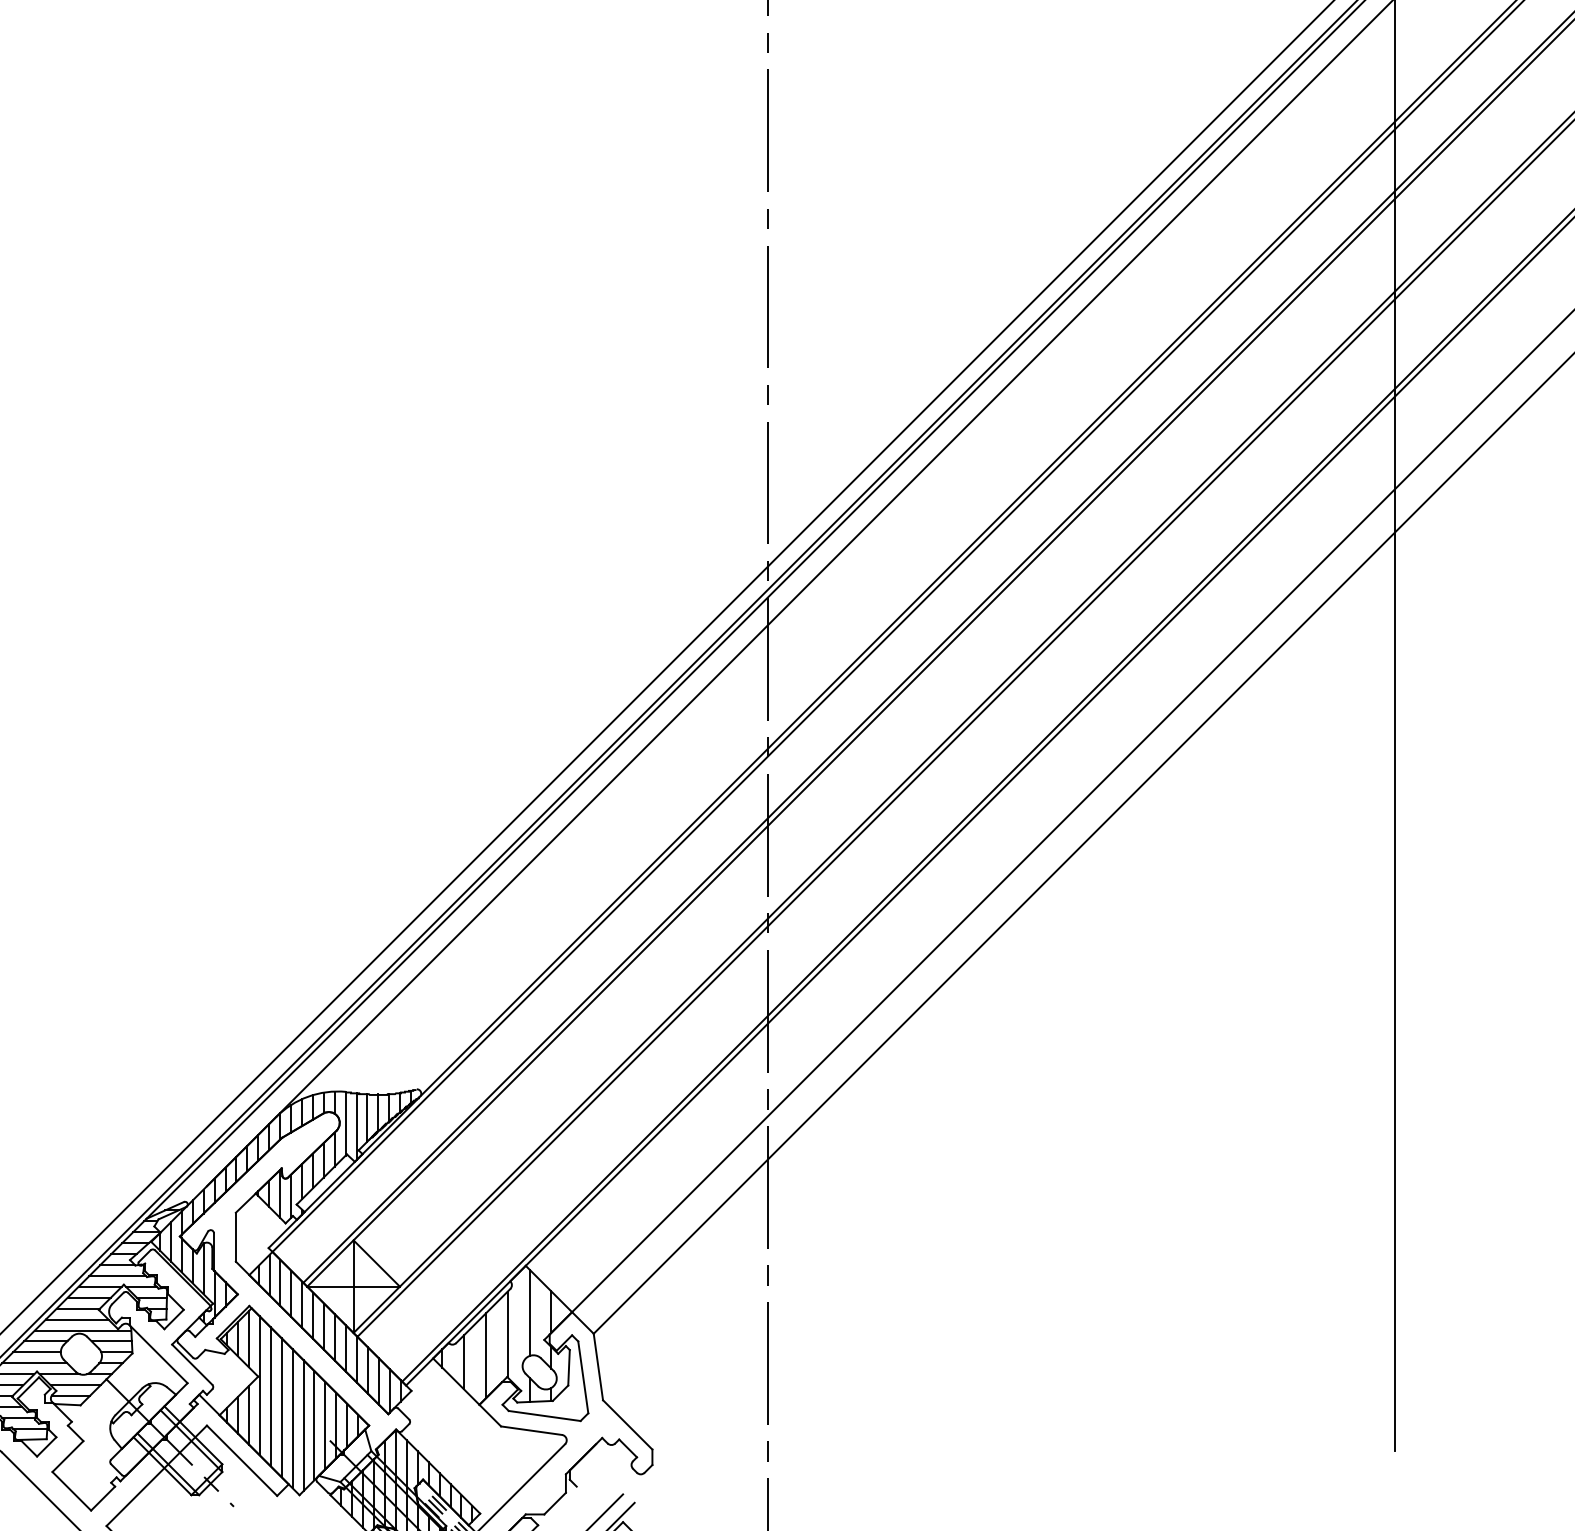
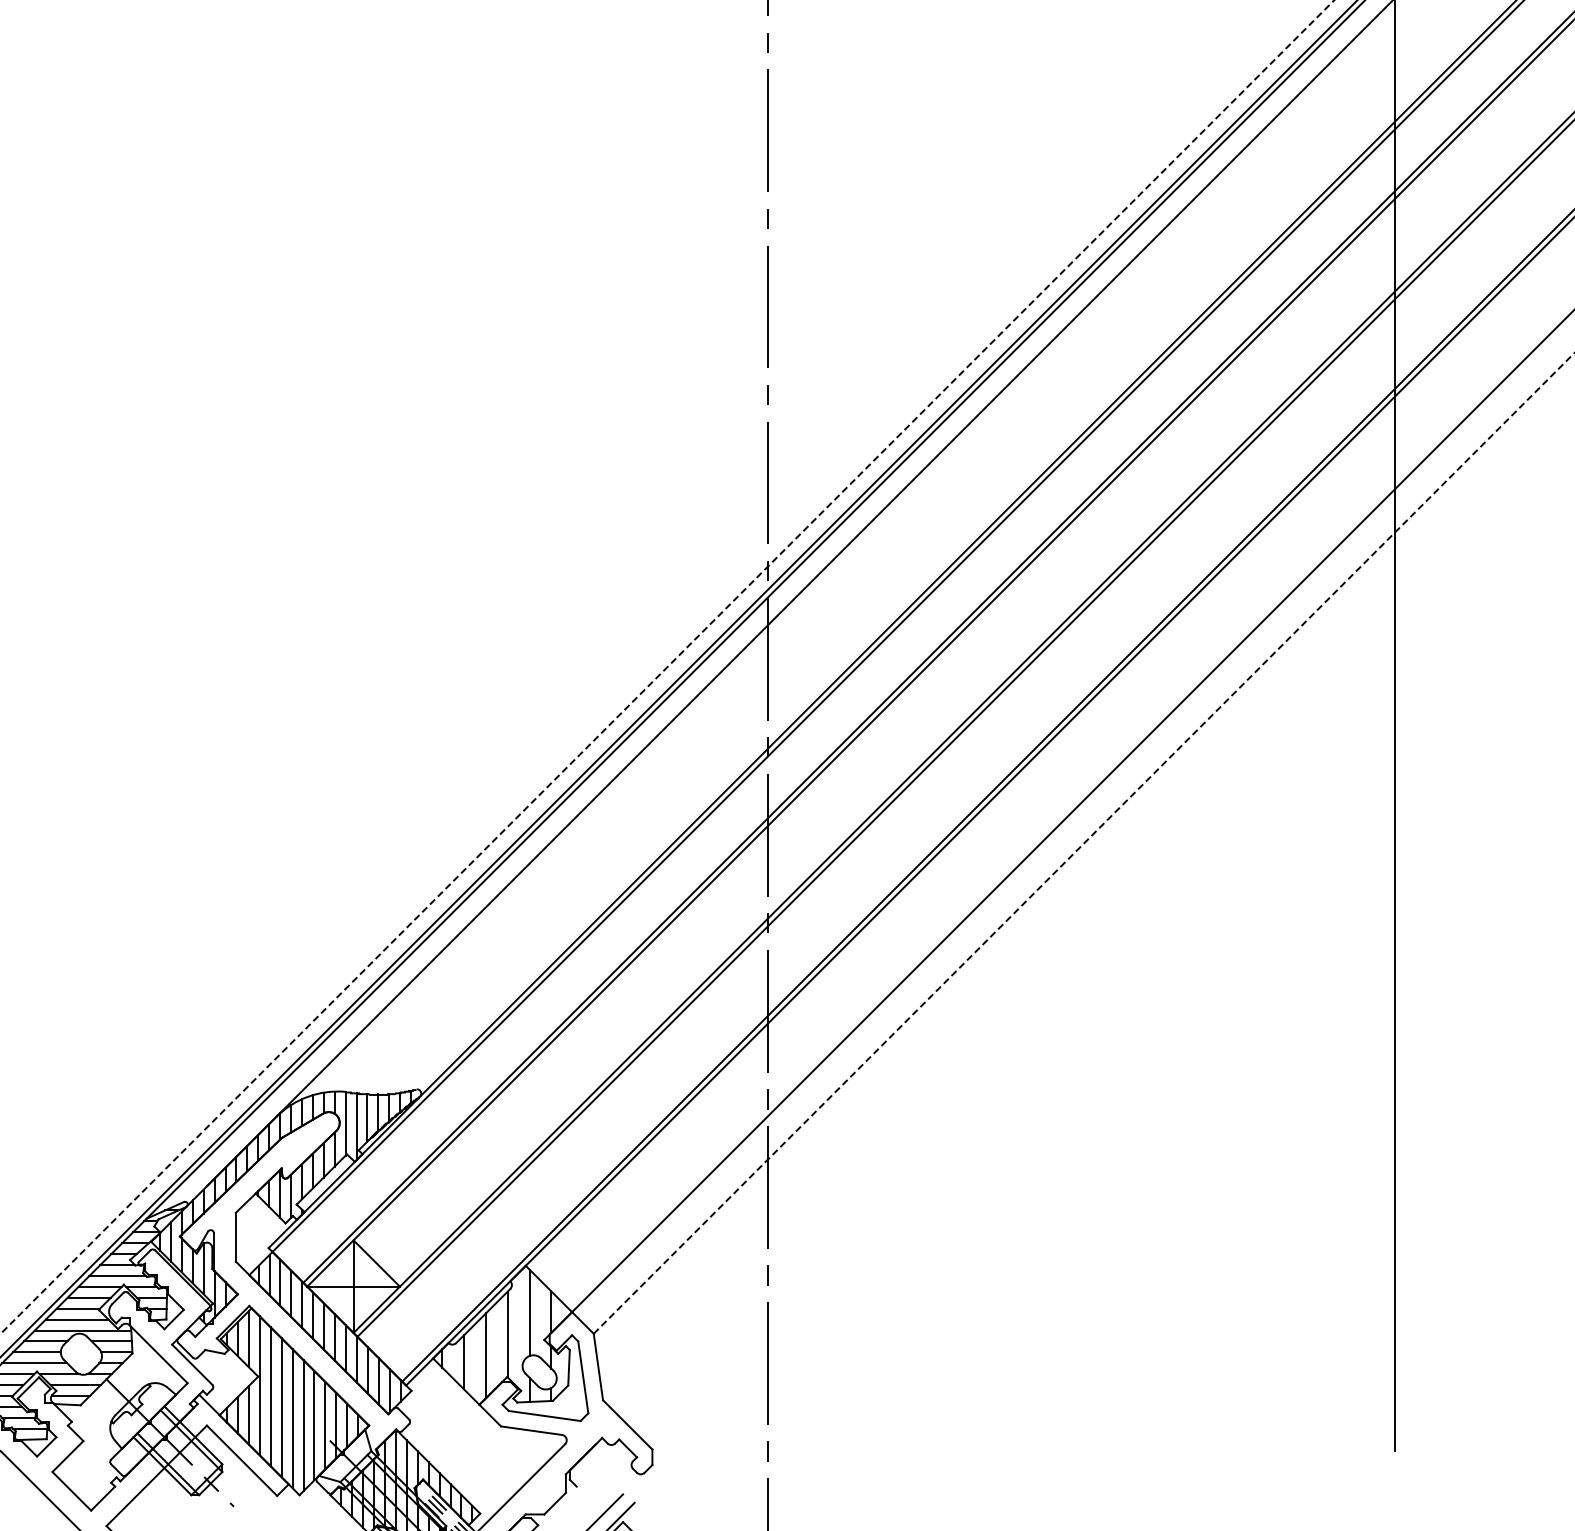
line: solid -> dashed (667, 666)
line: solid -> dashed (1084, 843)
